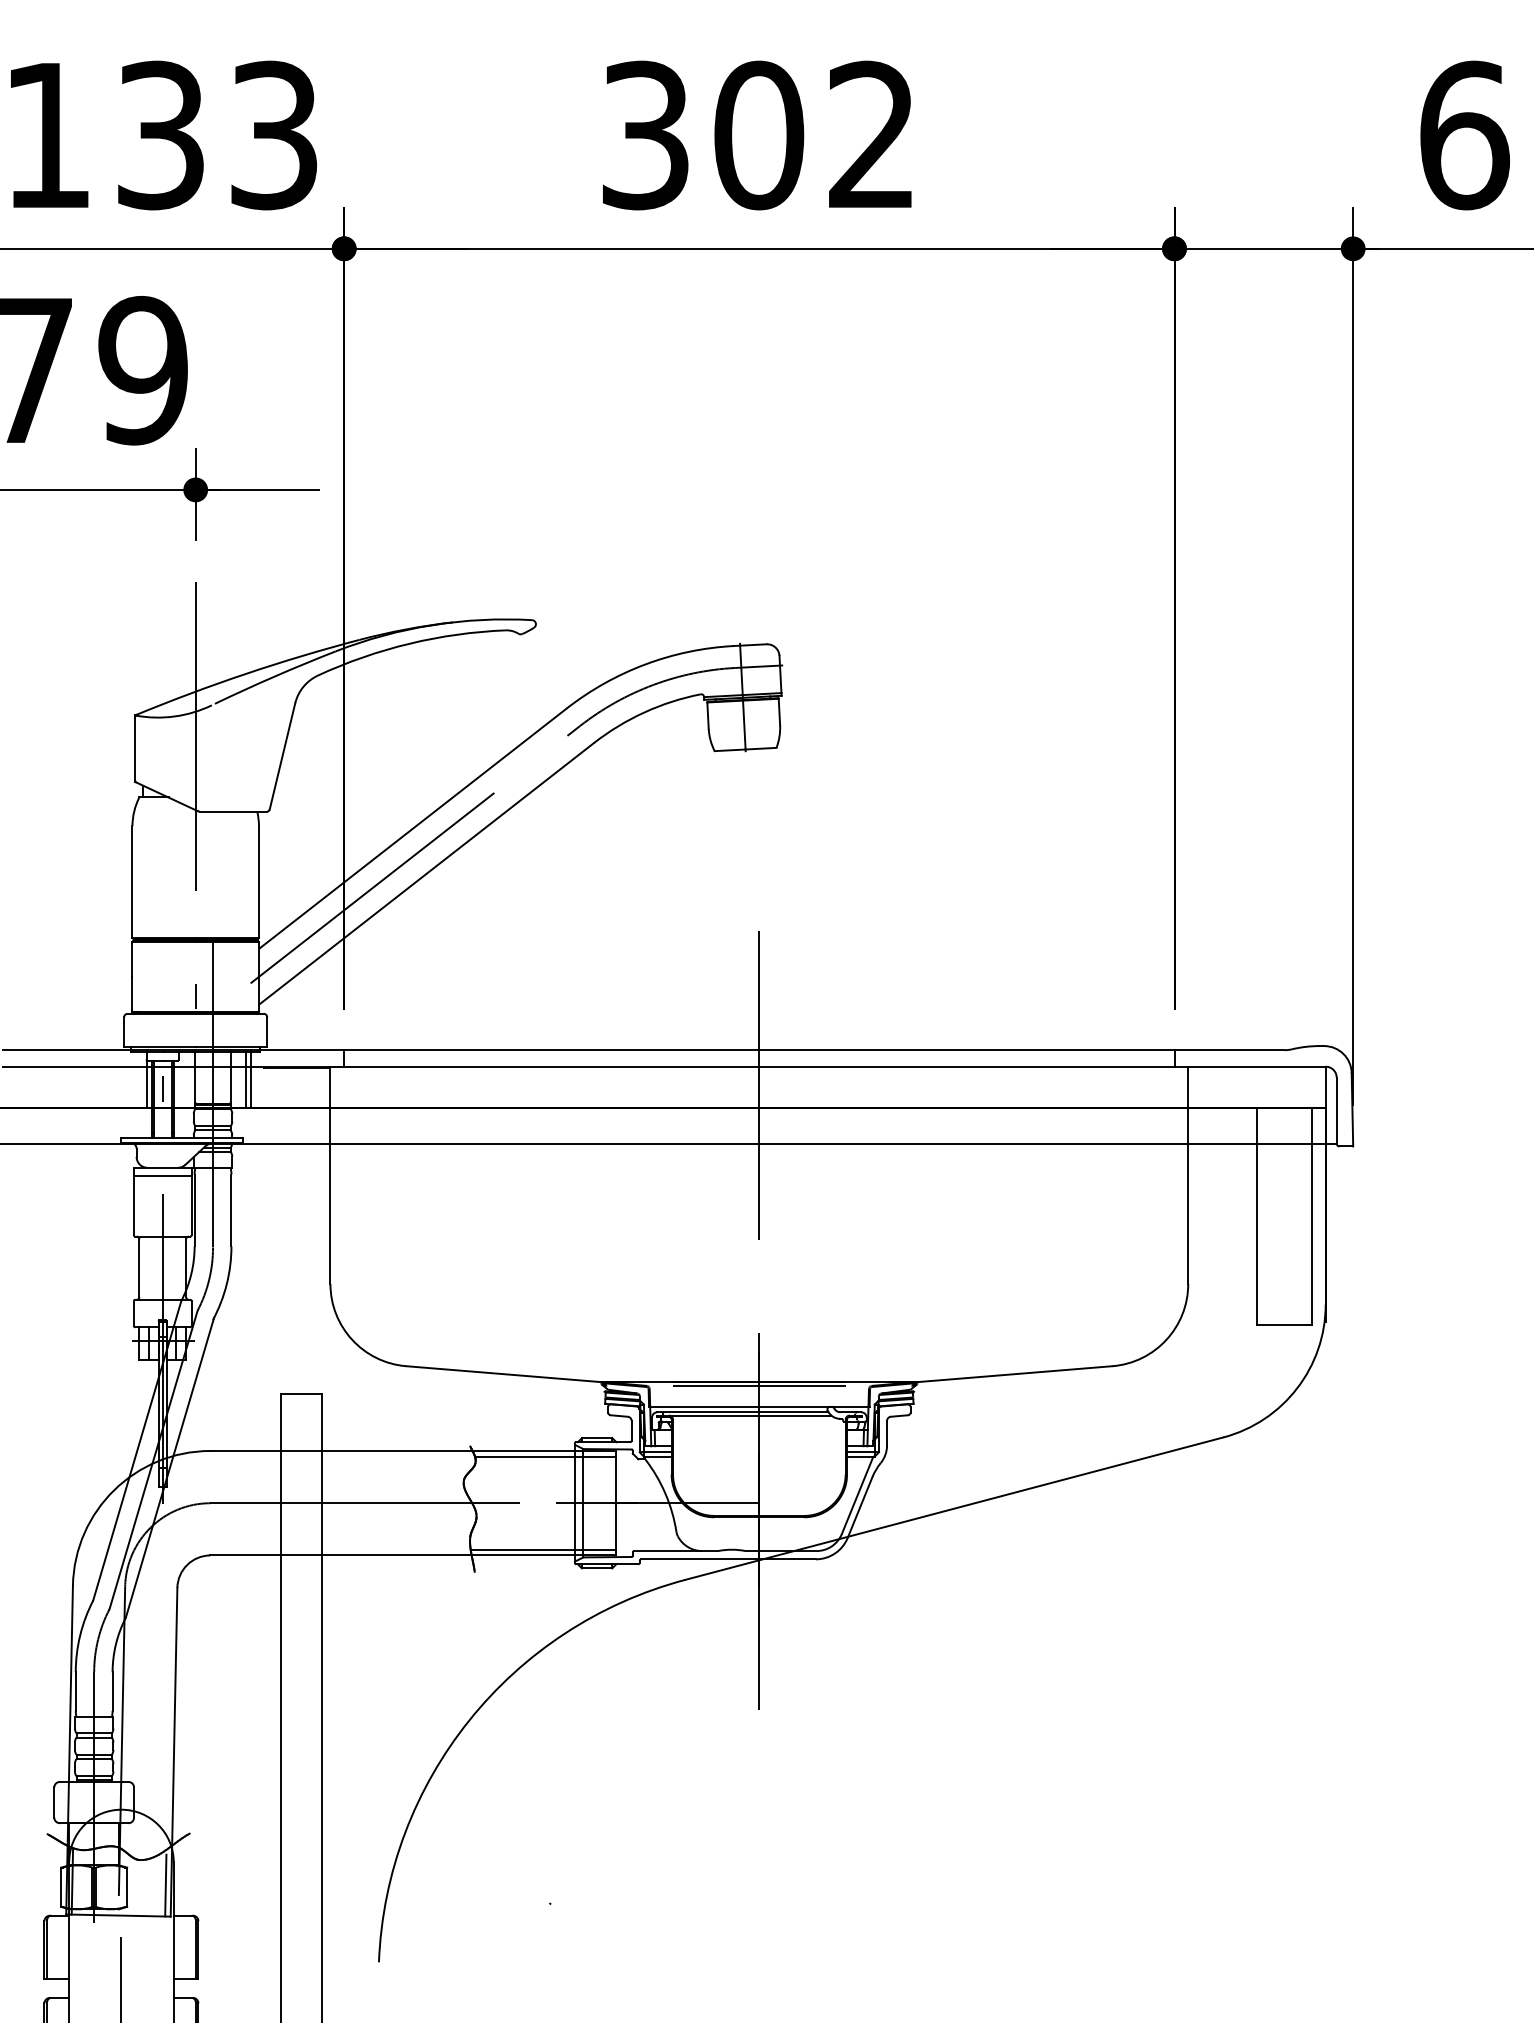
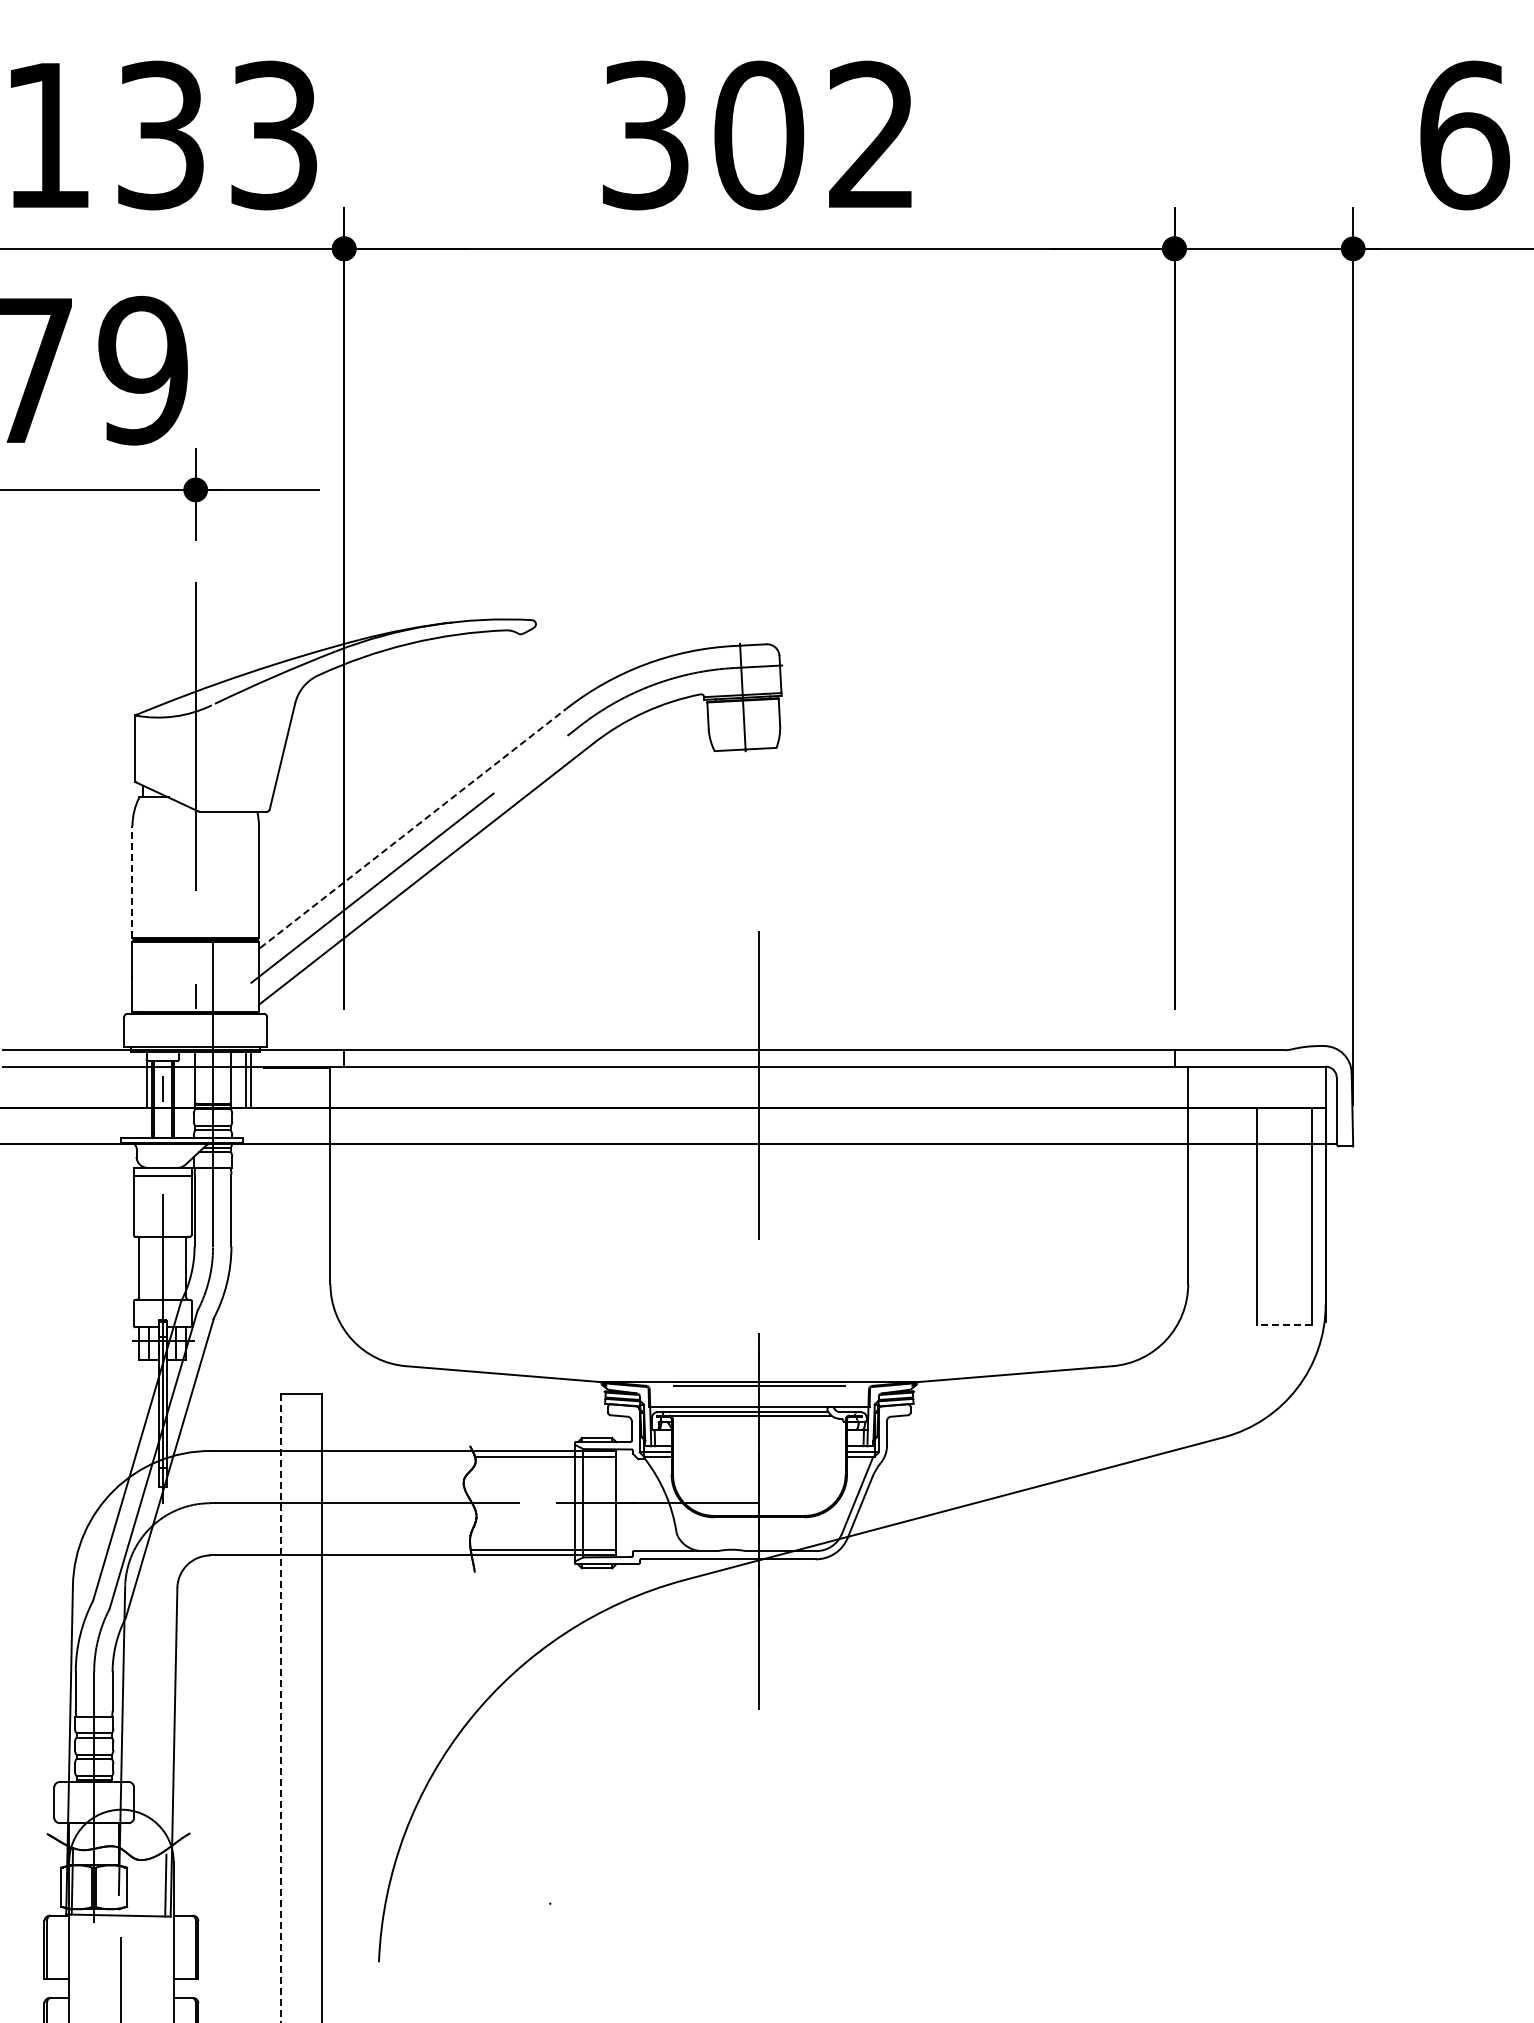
line: solid -> dashed (413, 827)
line: solid -> dashed (132, 882)
line: solid -> dashed (1283, 1325)
line: solid -> dashed (280, 1708)
